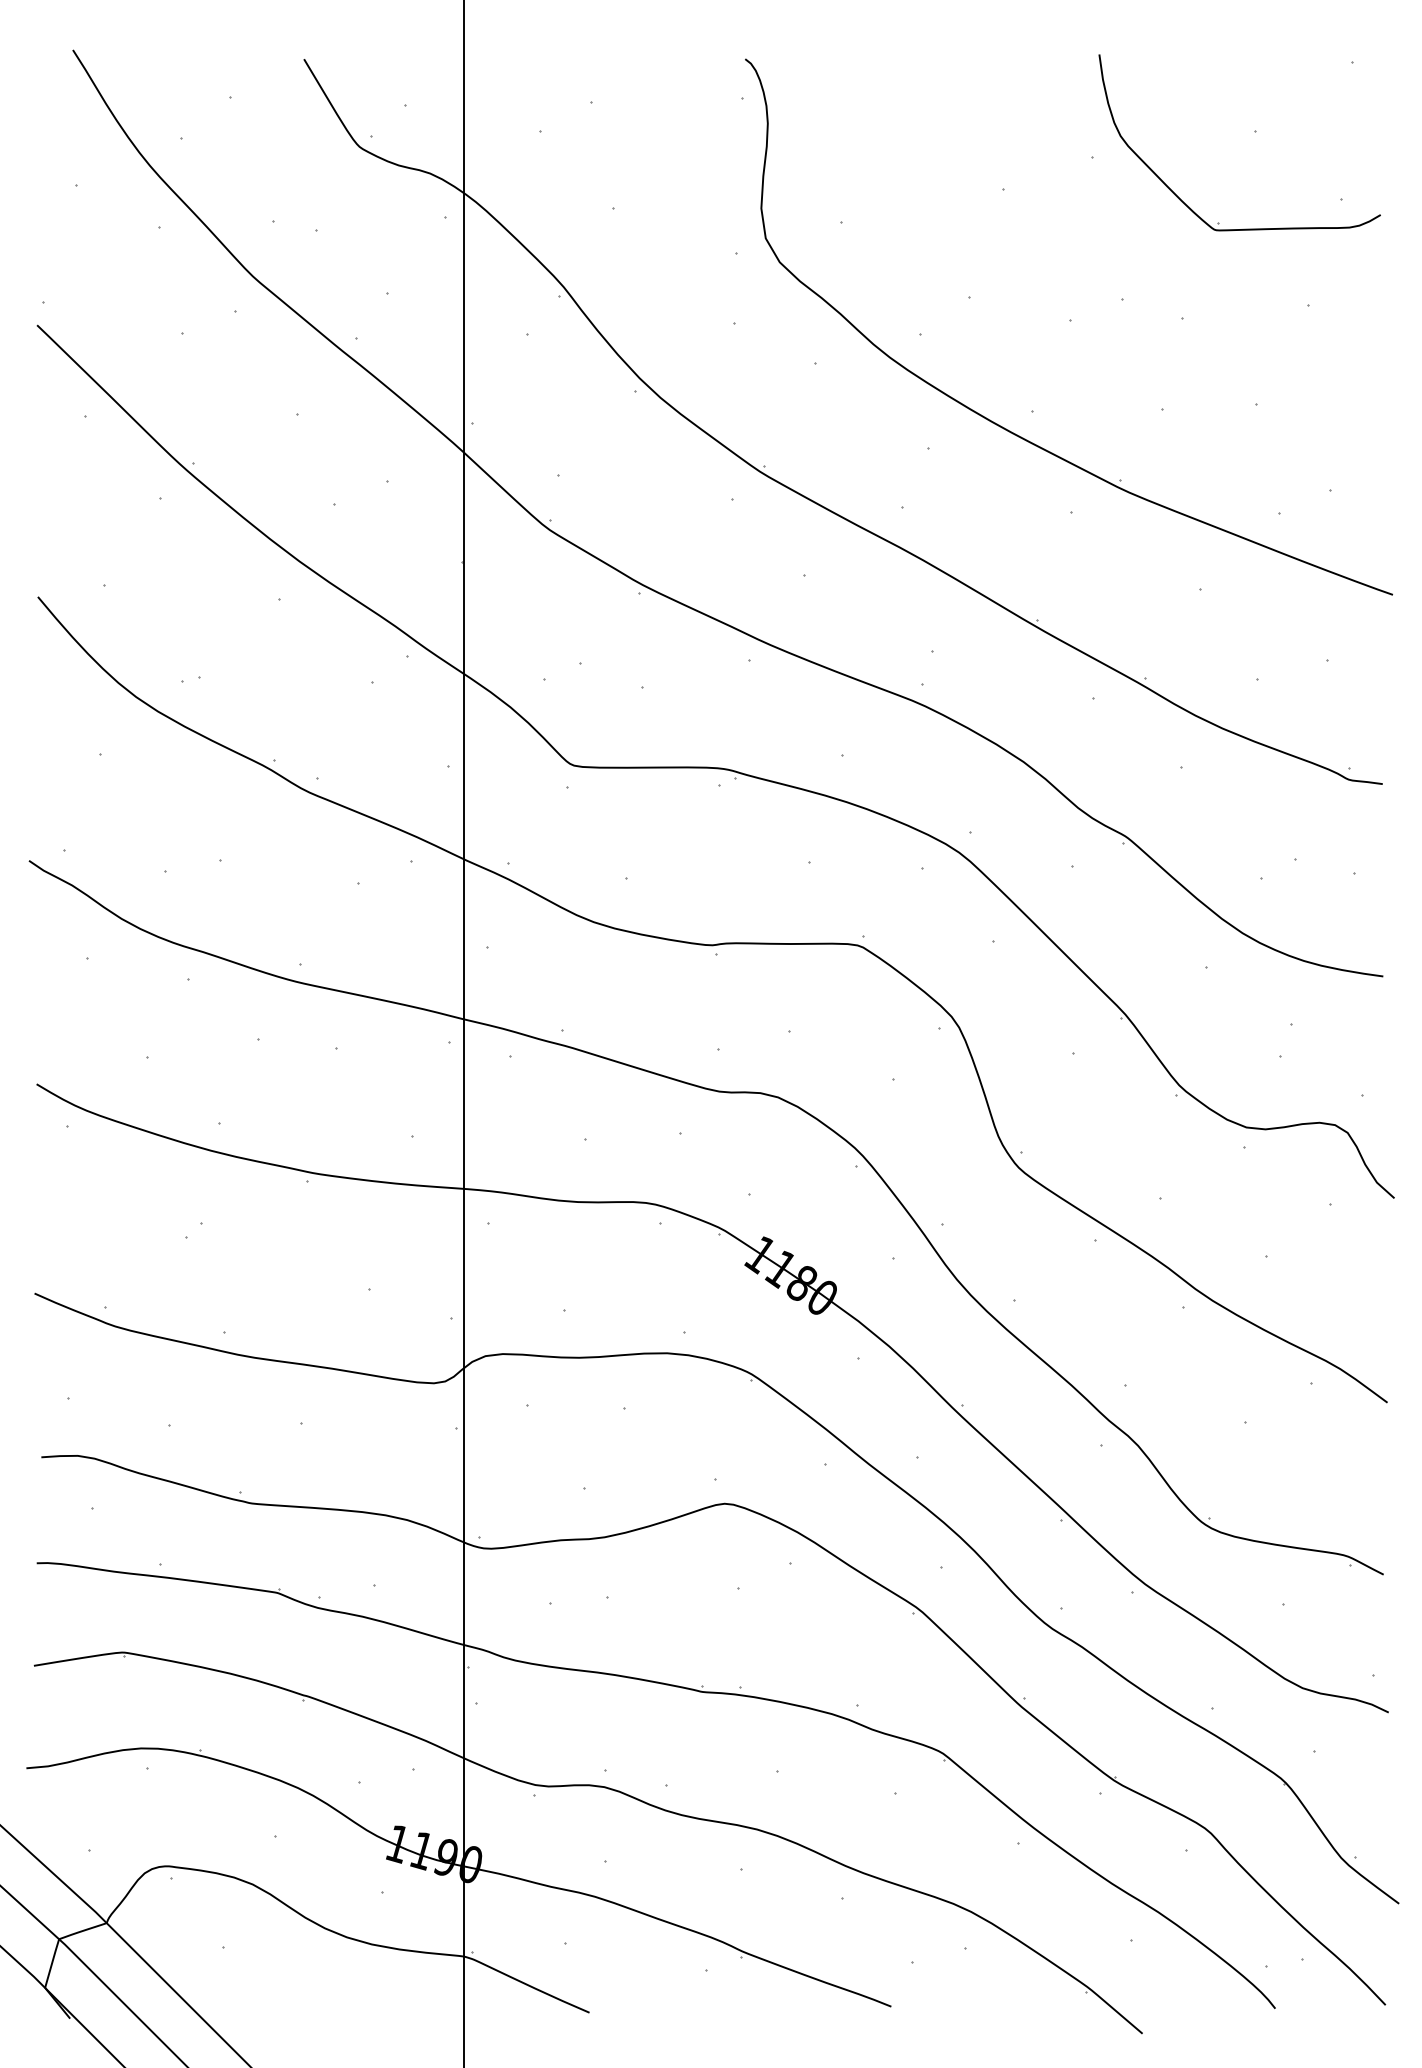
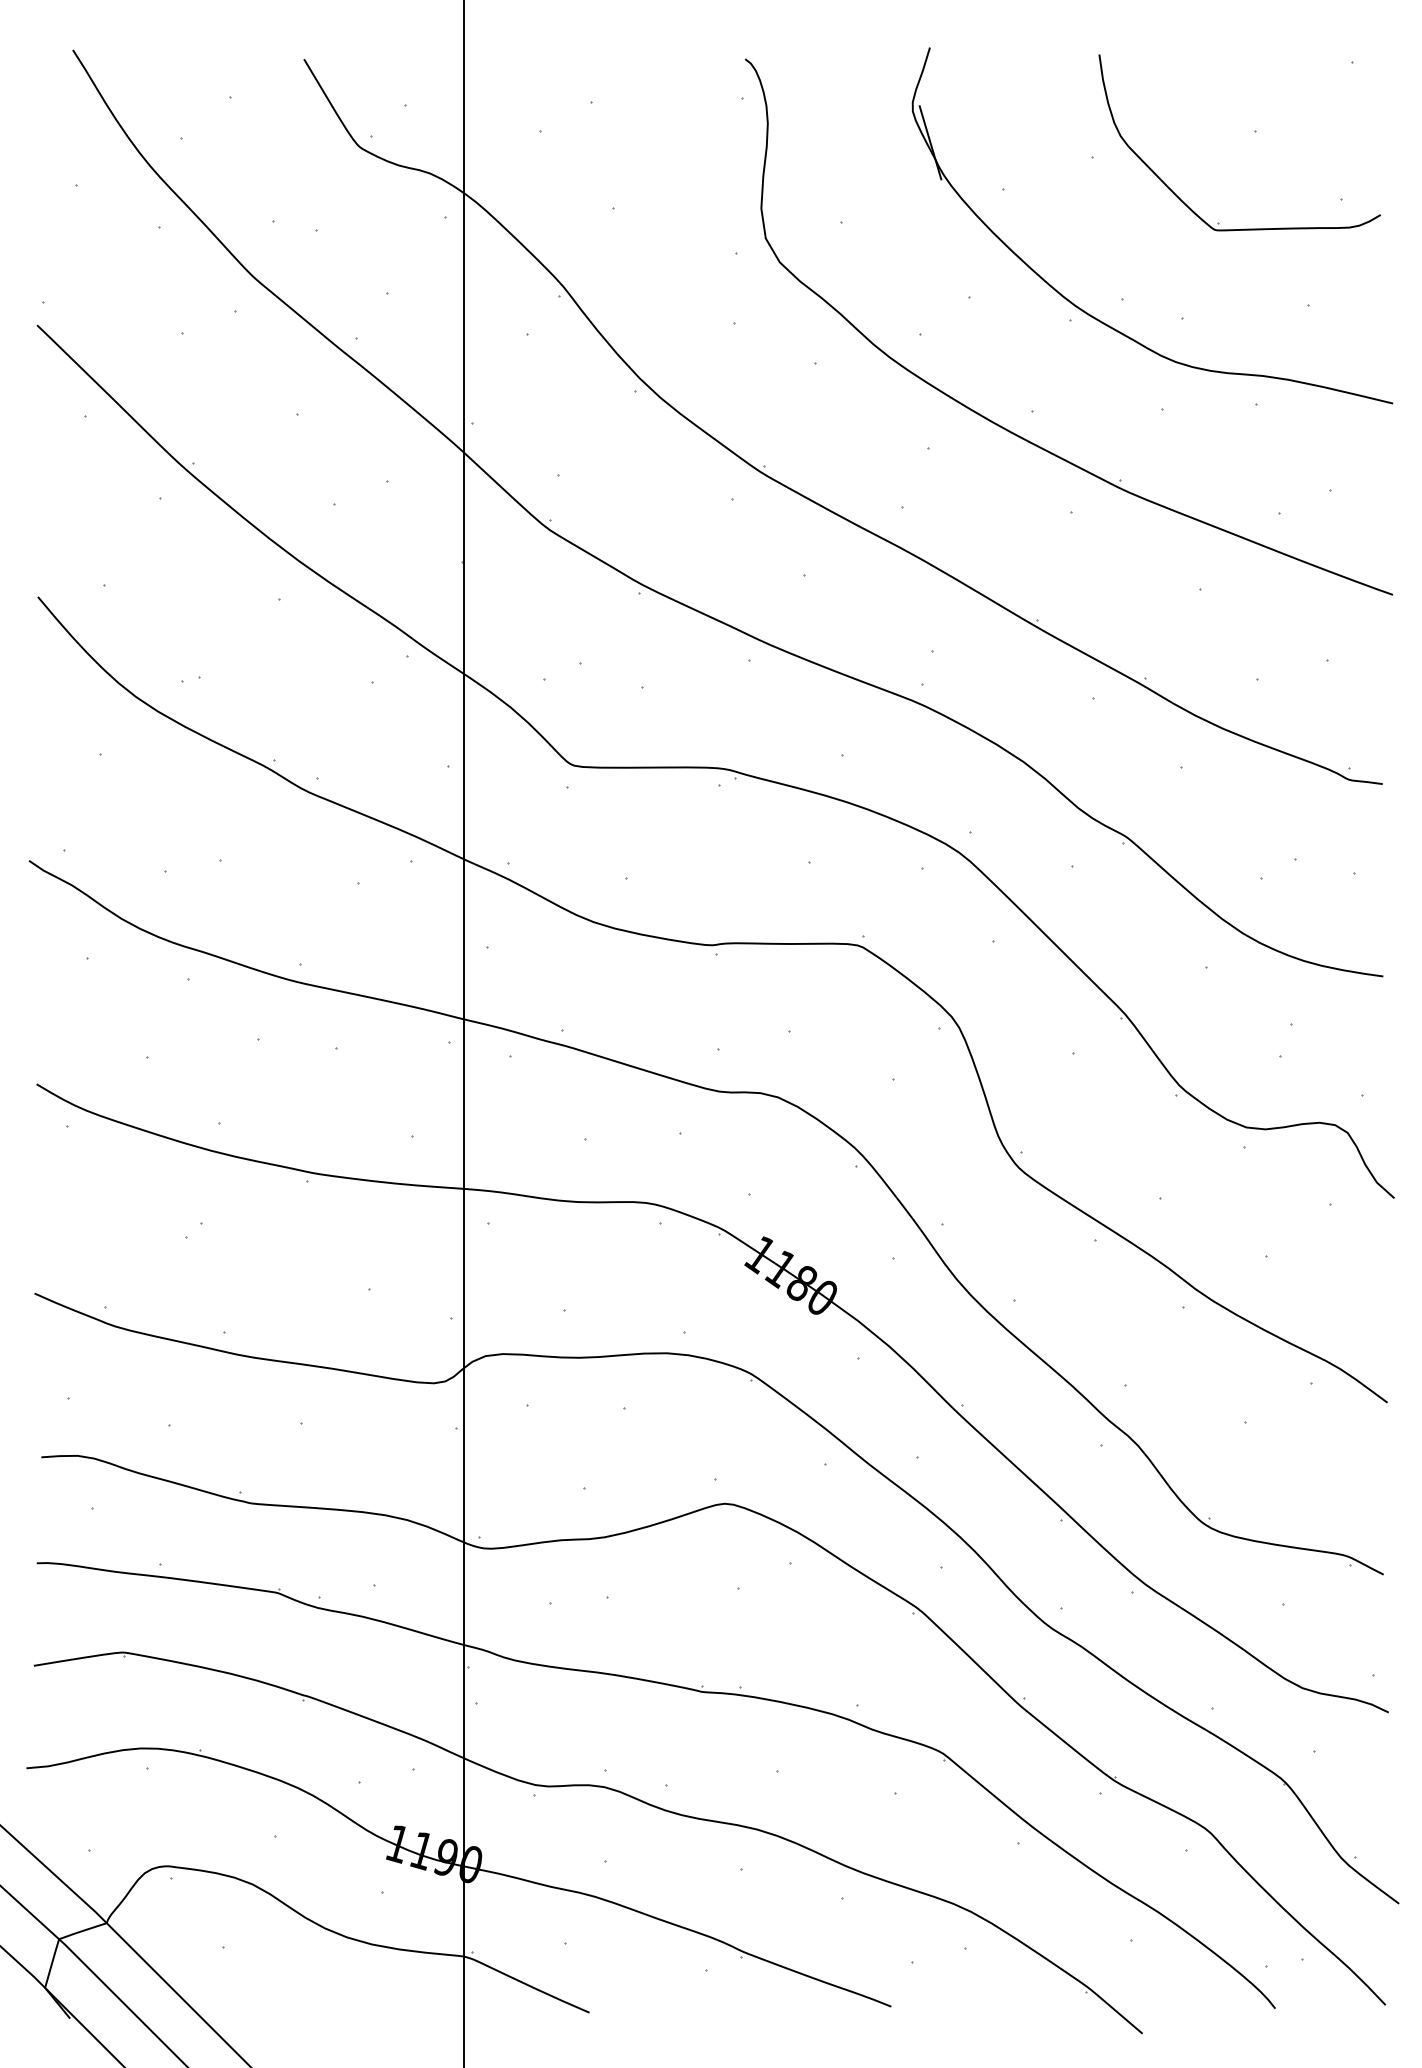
part: none -> present (1099, 319)
